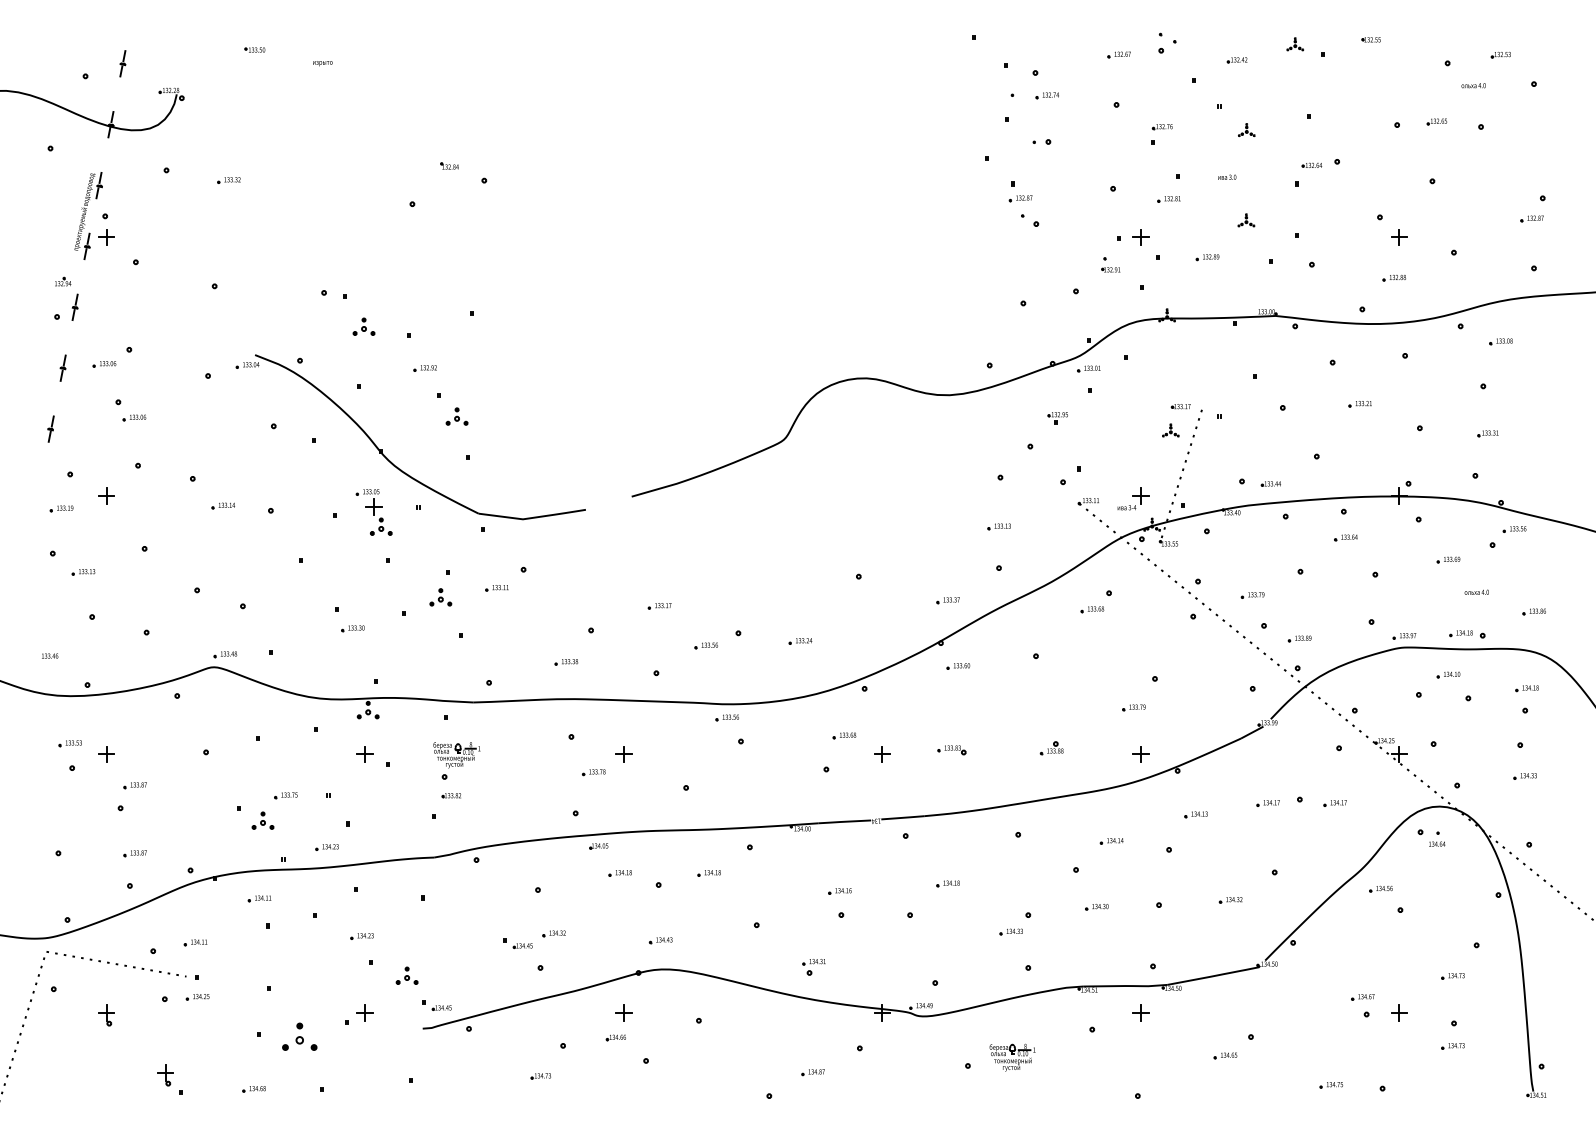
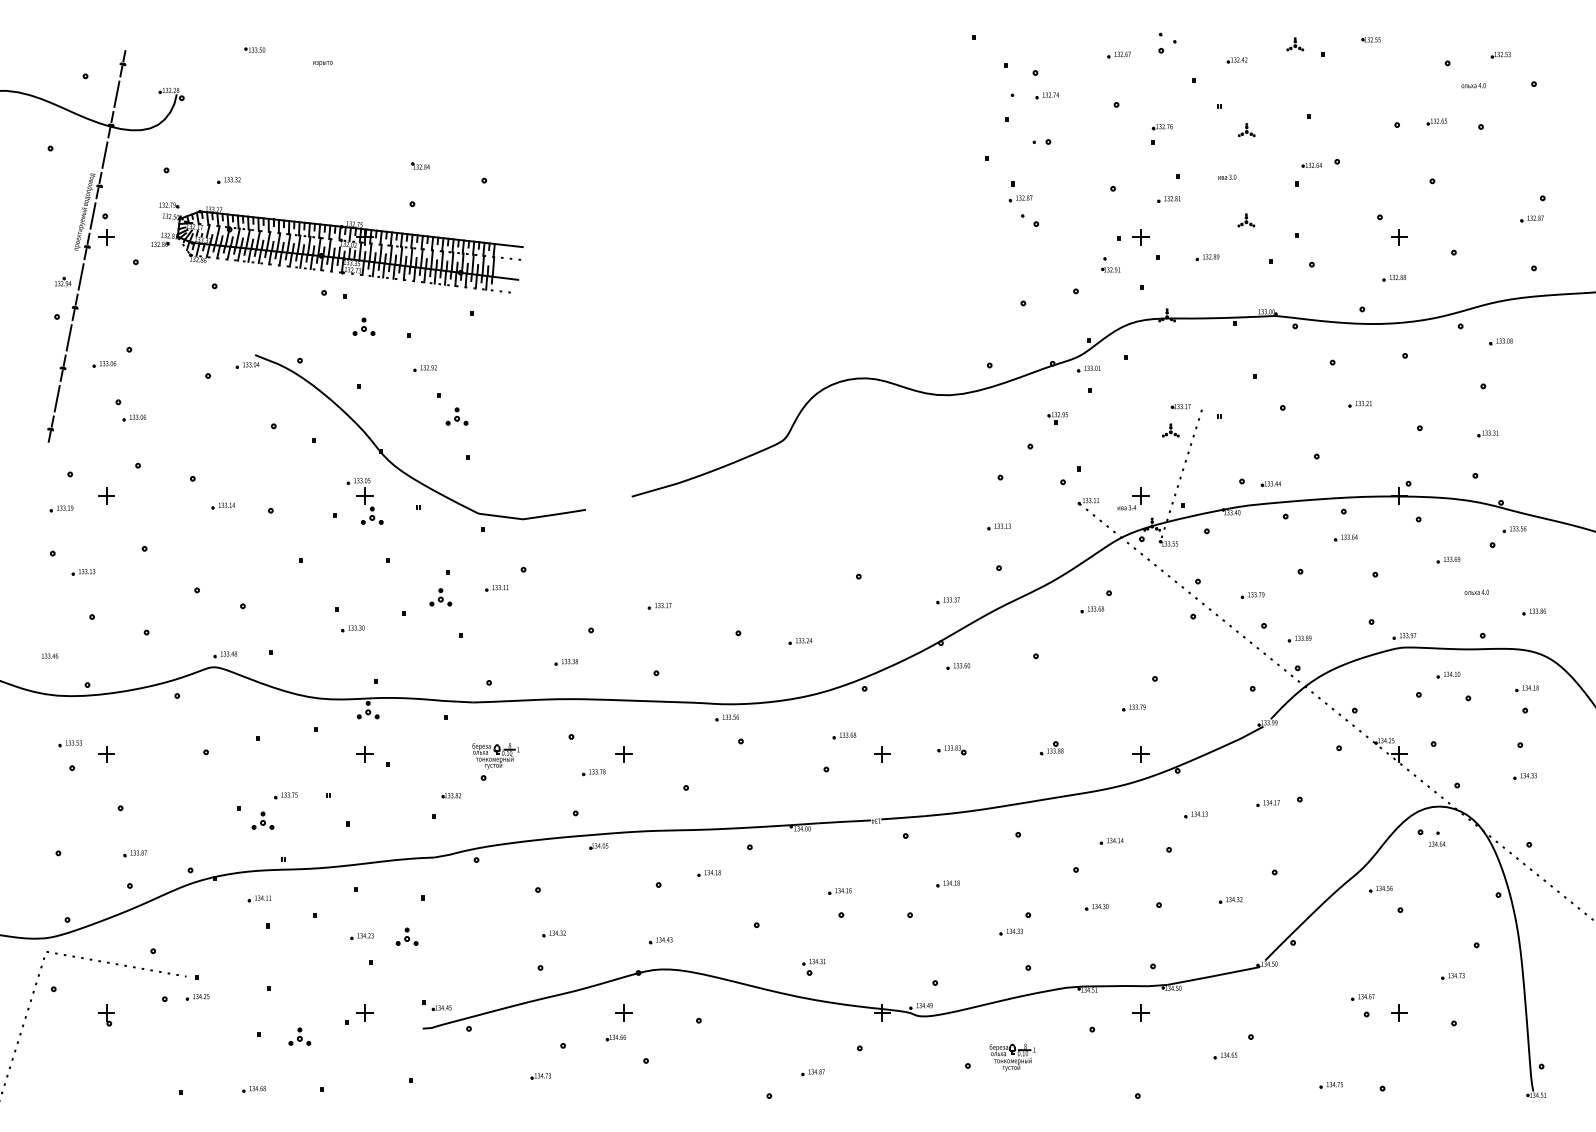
line: none -> present (116, 93)
line: none -> present (104, 154)
part position: (449, 165) -> (420, 165) (420, 165)
line: none -> present (92, 215)
part: none -> present (337, 247)
line: none -> present (80, 276)
line: none -> present (68, 337)
line: none -> present (56, 398)
part position: (373, 512) -> (364, 501) (364, 501)
part: present -> none (1460, 633)
part: present -> none (705, 645)
part position: (456, 760) -> (495, 761) (495, 761)
part: present -> none (134, 785)
part: present -> none (1334, 803)
part: present -> none (326, 847)
part: present -> none (619, 873)
part: present -> none (195, 942)
part: present -> none (517, 943)
part position: (406, 975) -> (406, 936) (406, 936)
part size: 36x29 px -> 24x19 px (299, 1036)
part: present -> none (1452, 1046)
part: present -> none (165, 1075)
